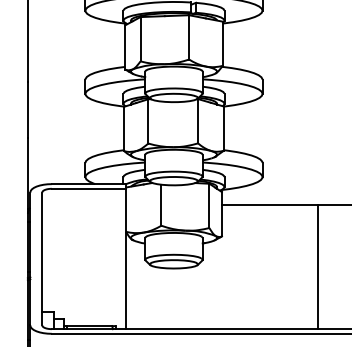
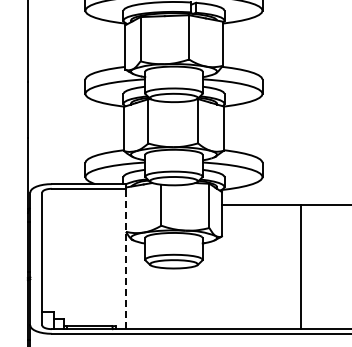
line: solid -> dashed (126, 258)
line position: (317, 266) -> (300, 266) (300, 266)
